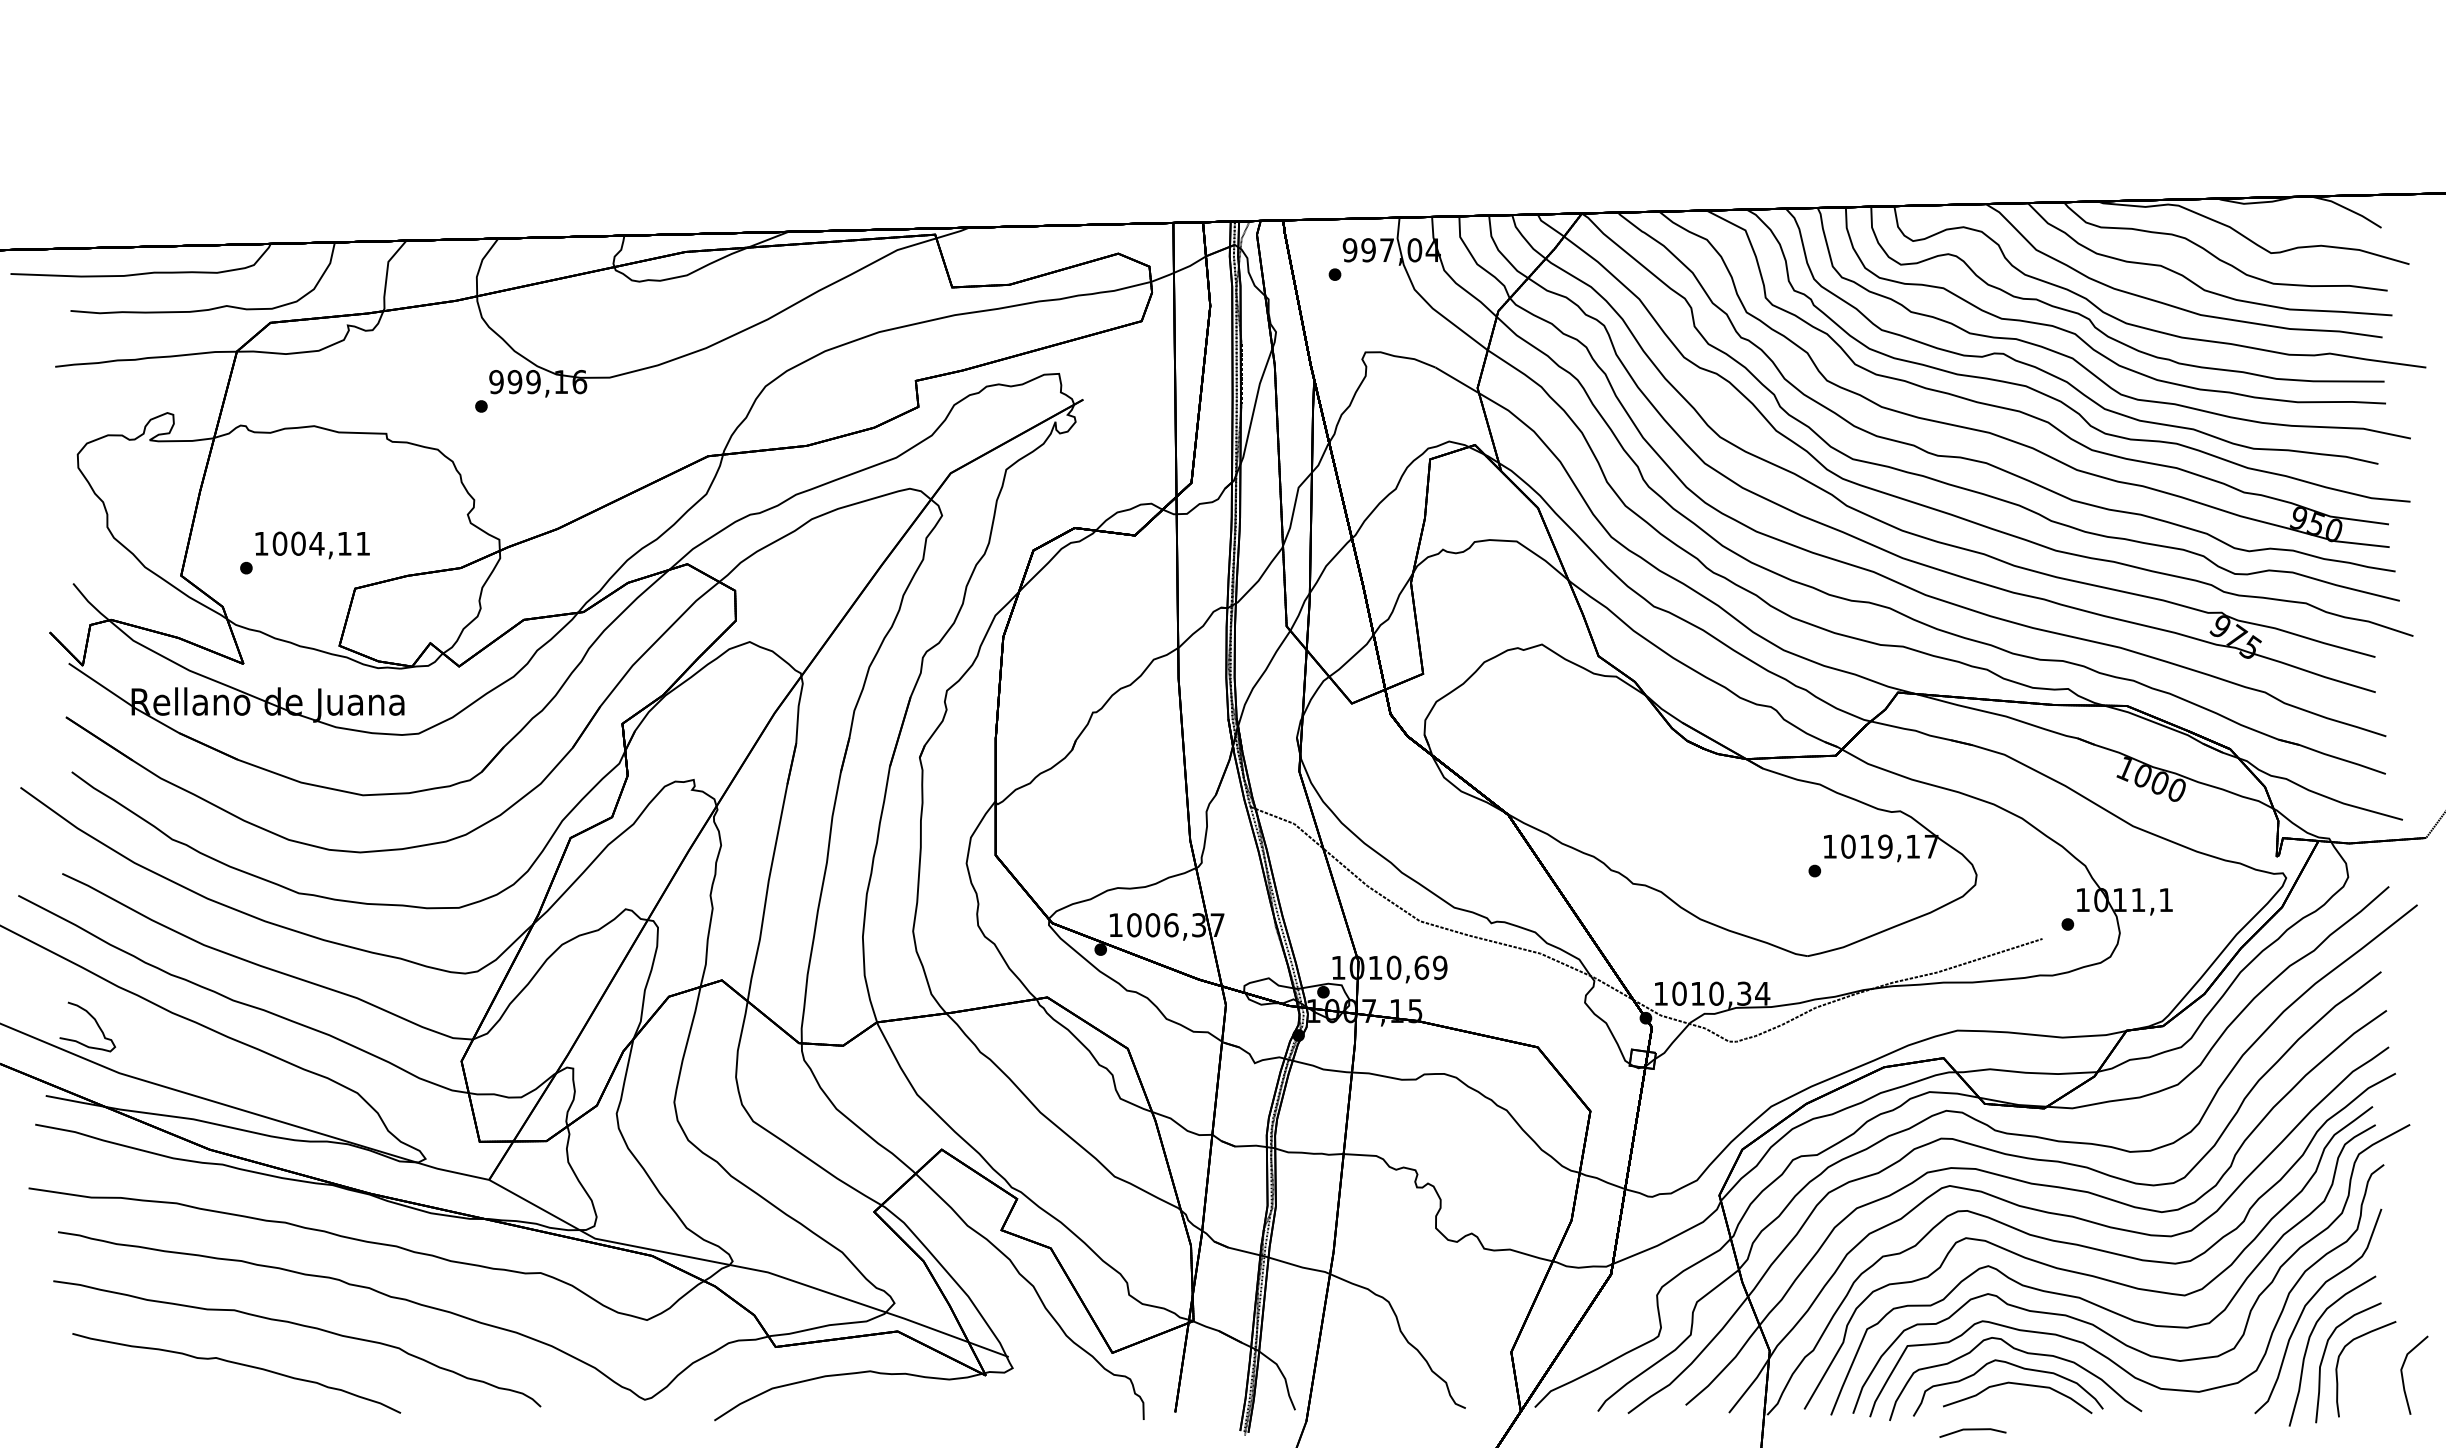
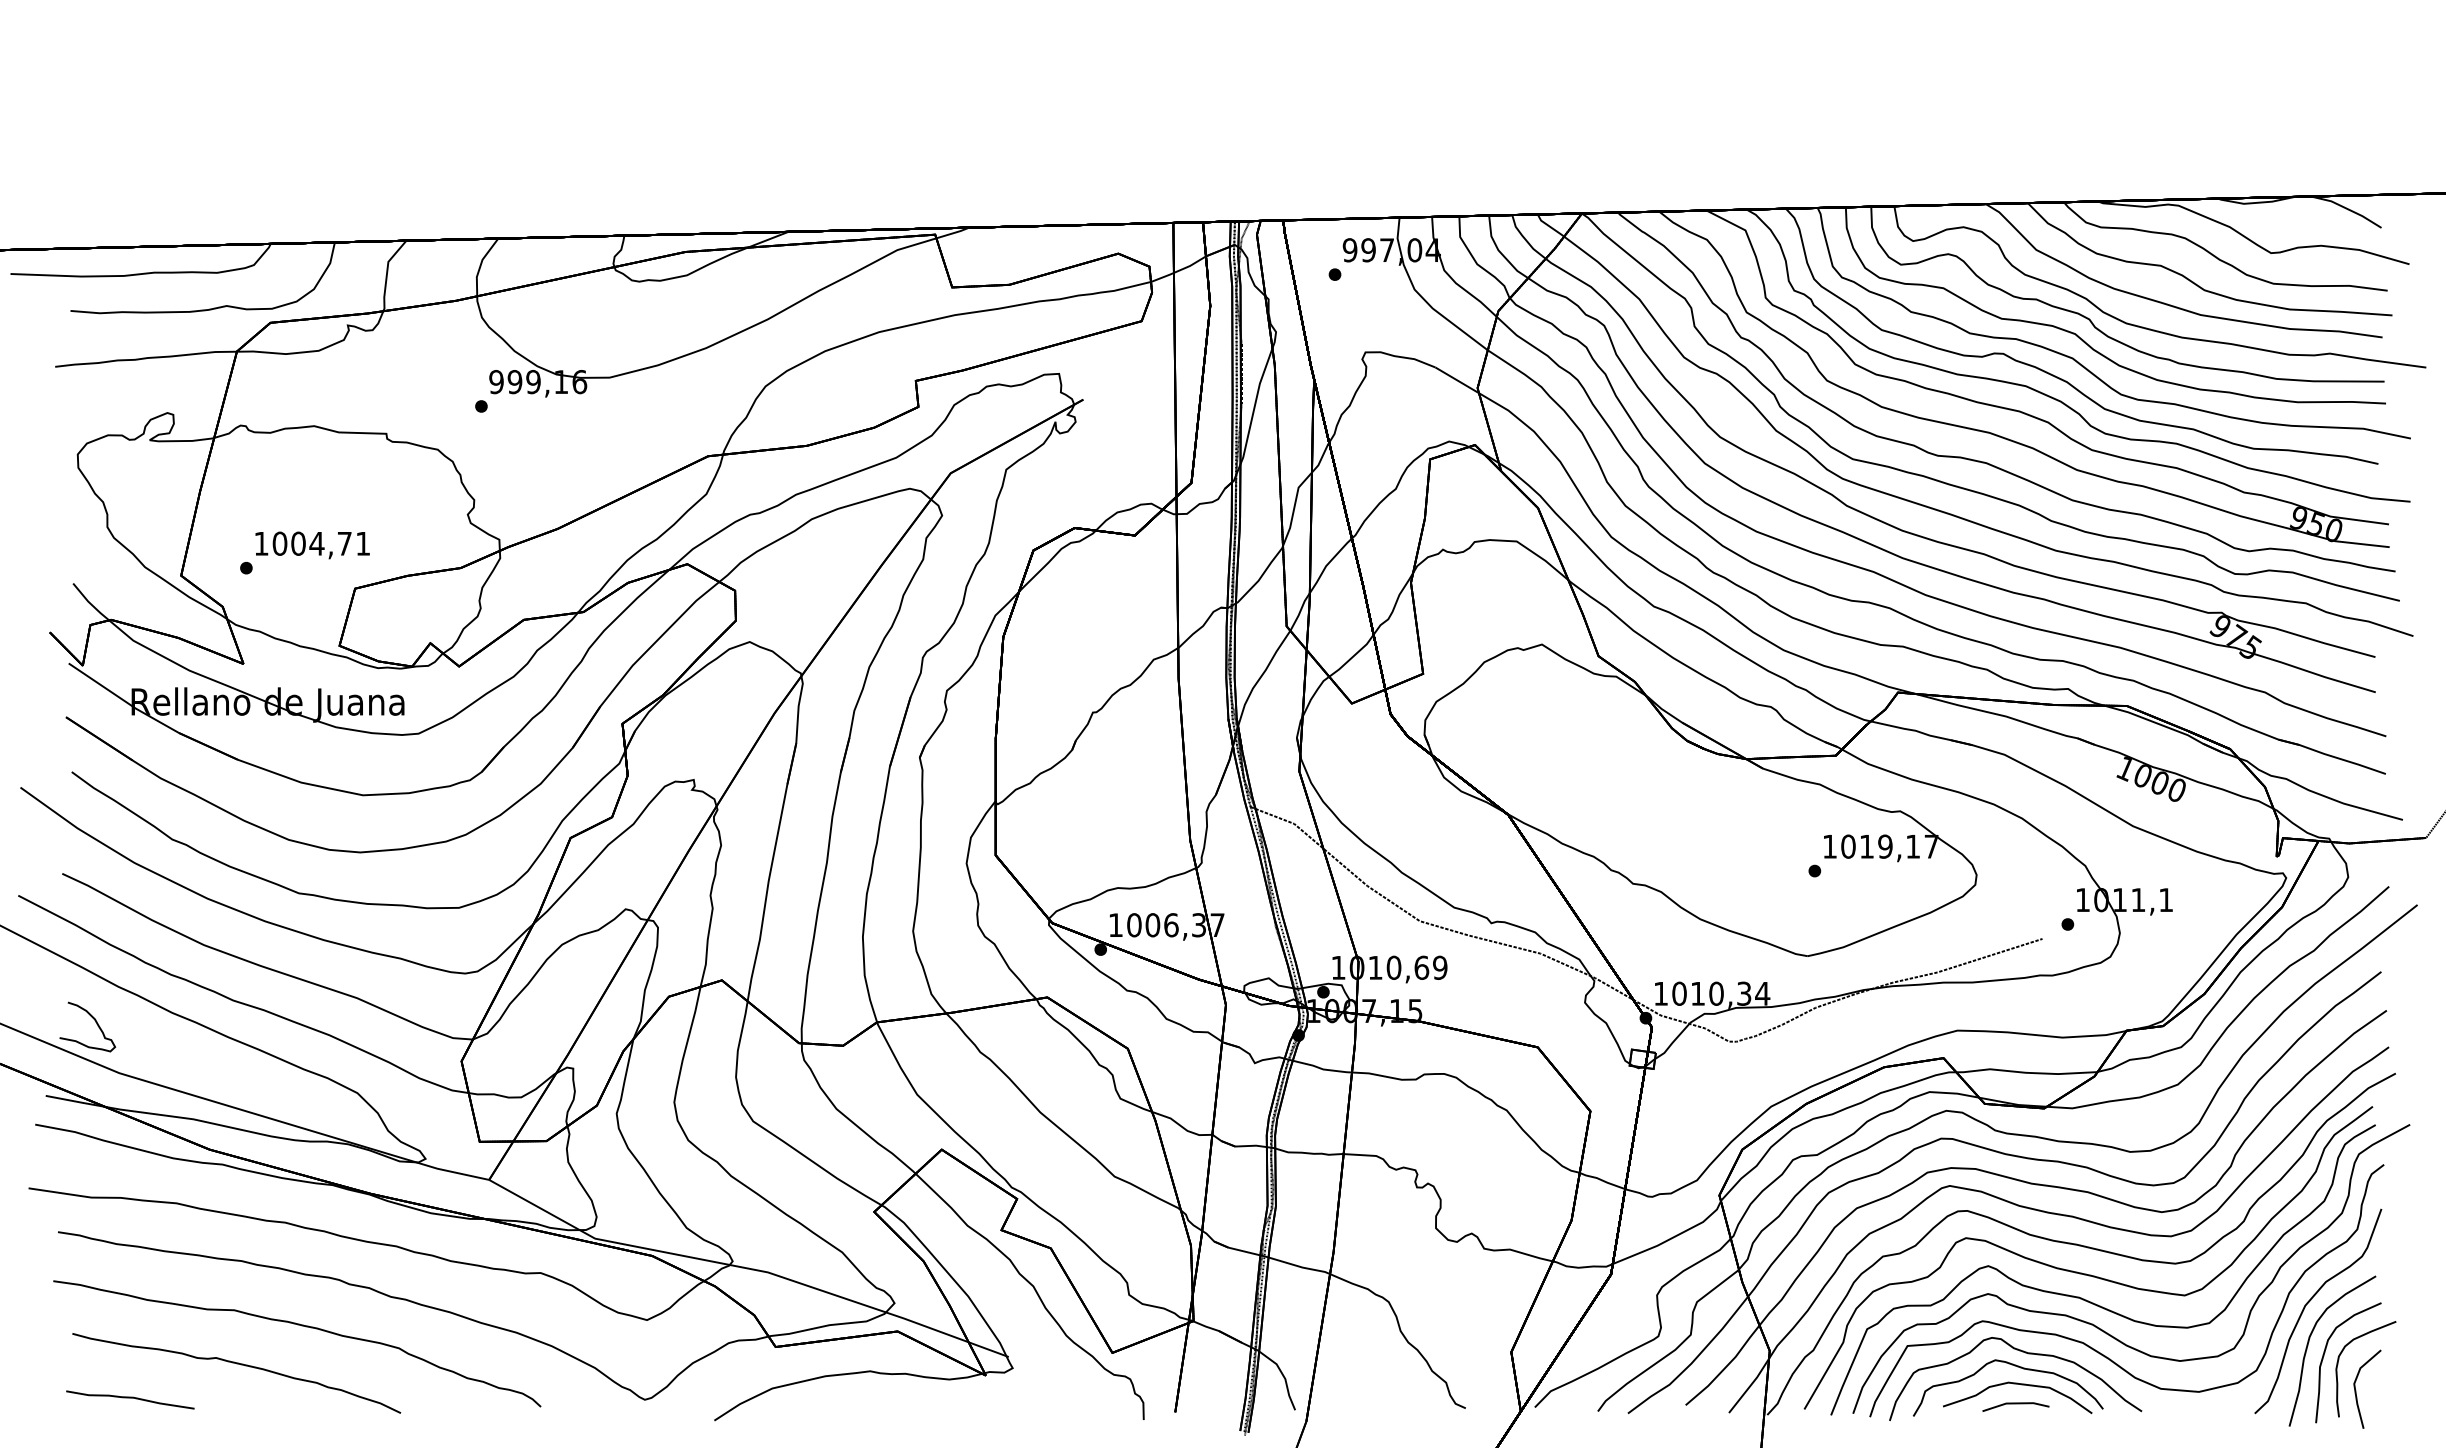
text: 1004,11 -> 1004,71 (344, 543)
part position: (2403, 1376) -> (2356, 1390) (2356, 1390)
curve: none -> present (130, 1398)
line position: (1972, 1430) -> (2015, 1404) (2015, 1404)
